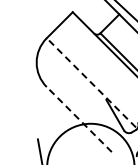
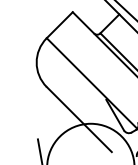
line: dashed -> solid (92, 83)
line: dashed -> solid (79, 119)
